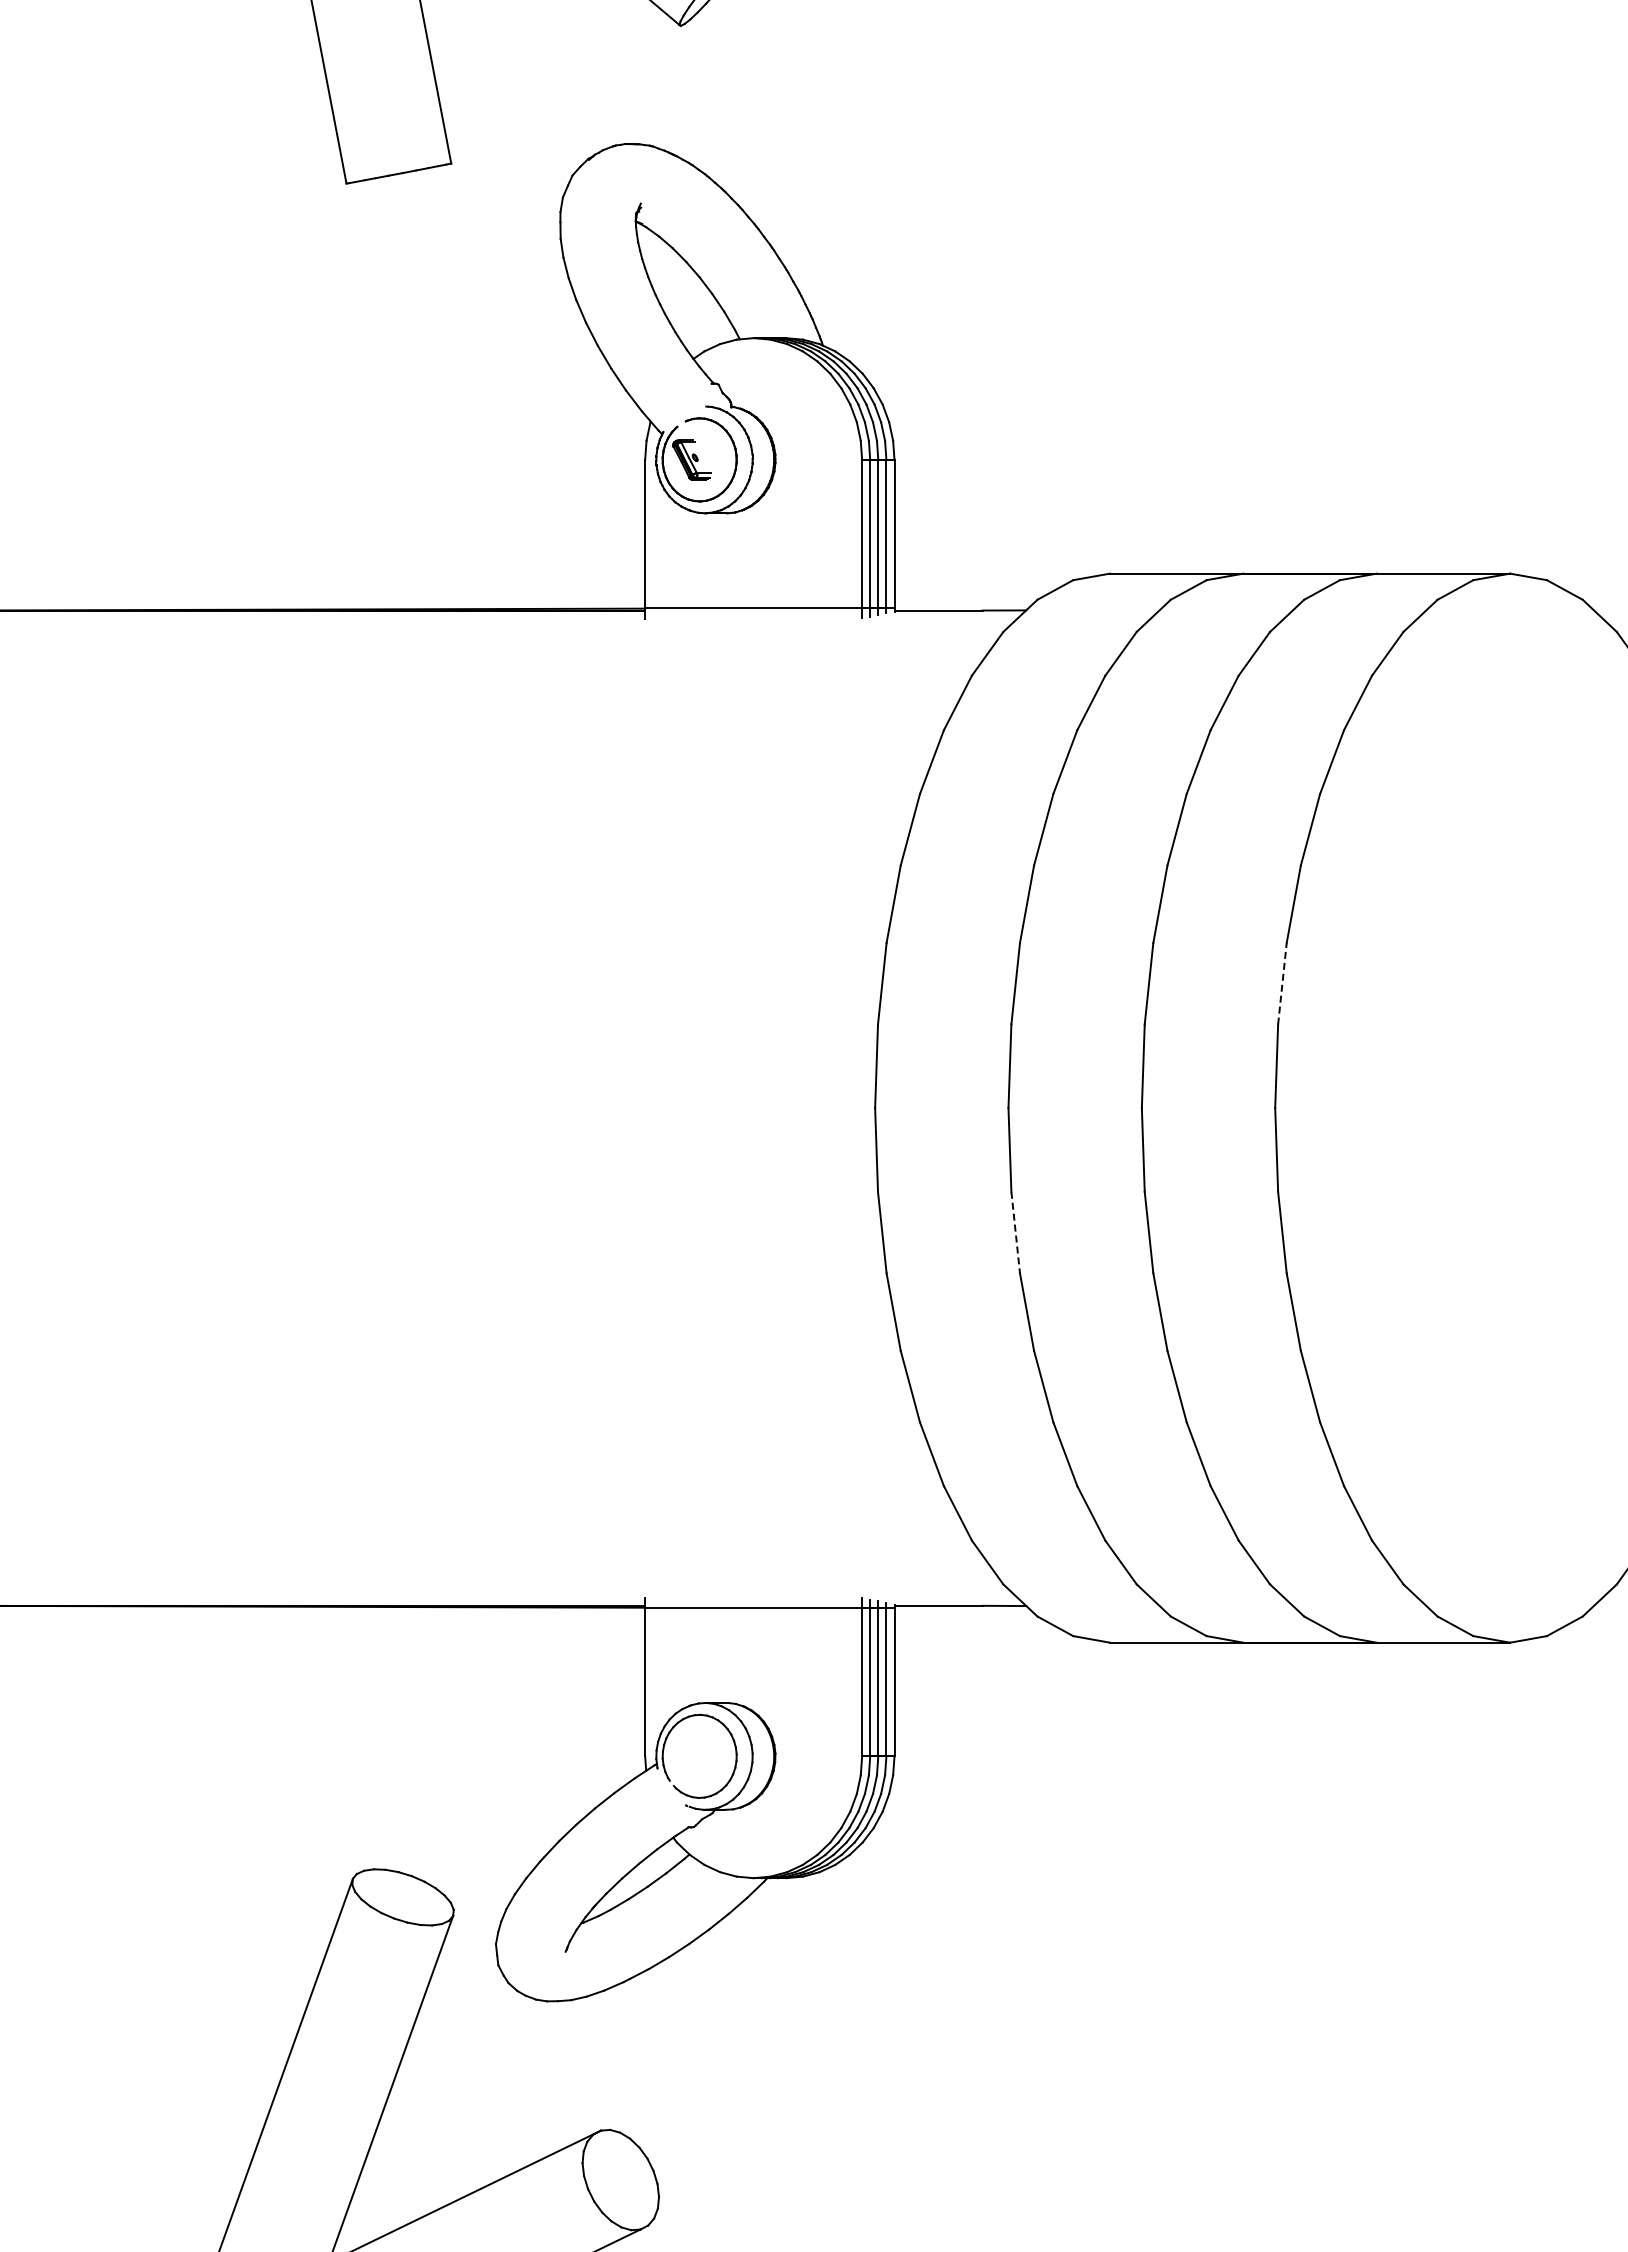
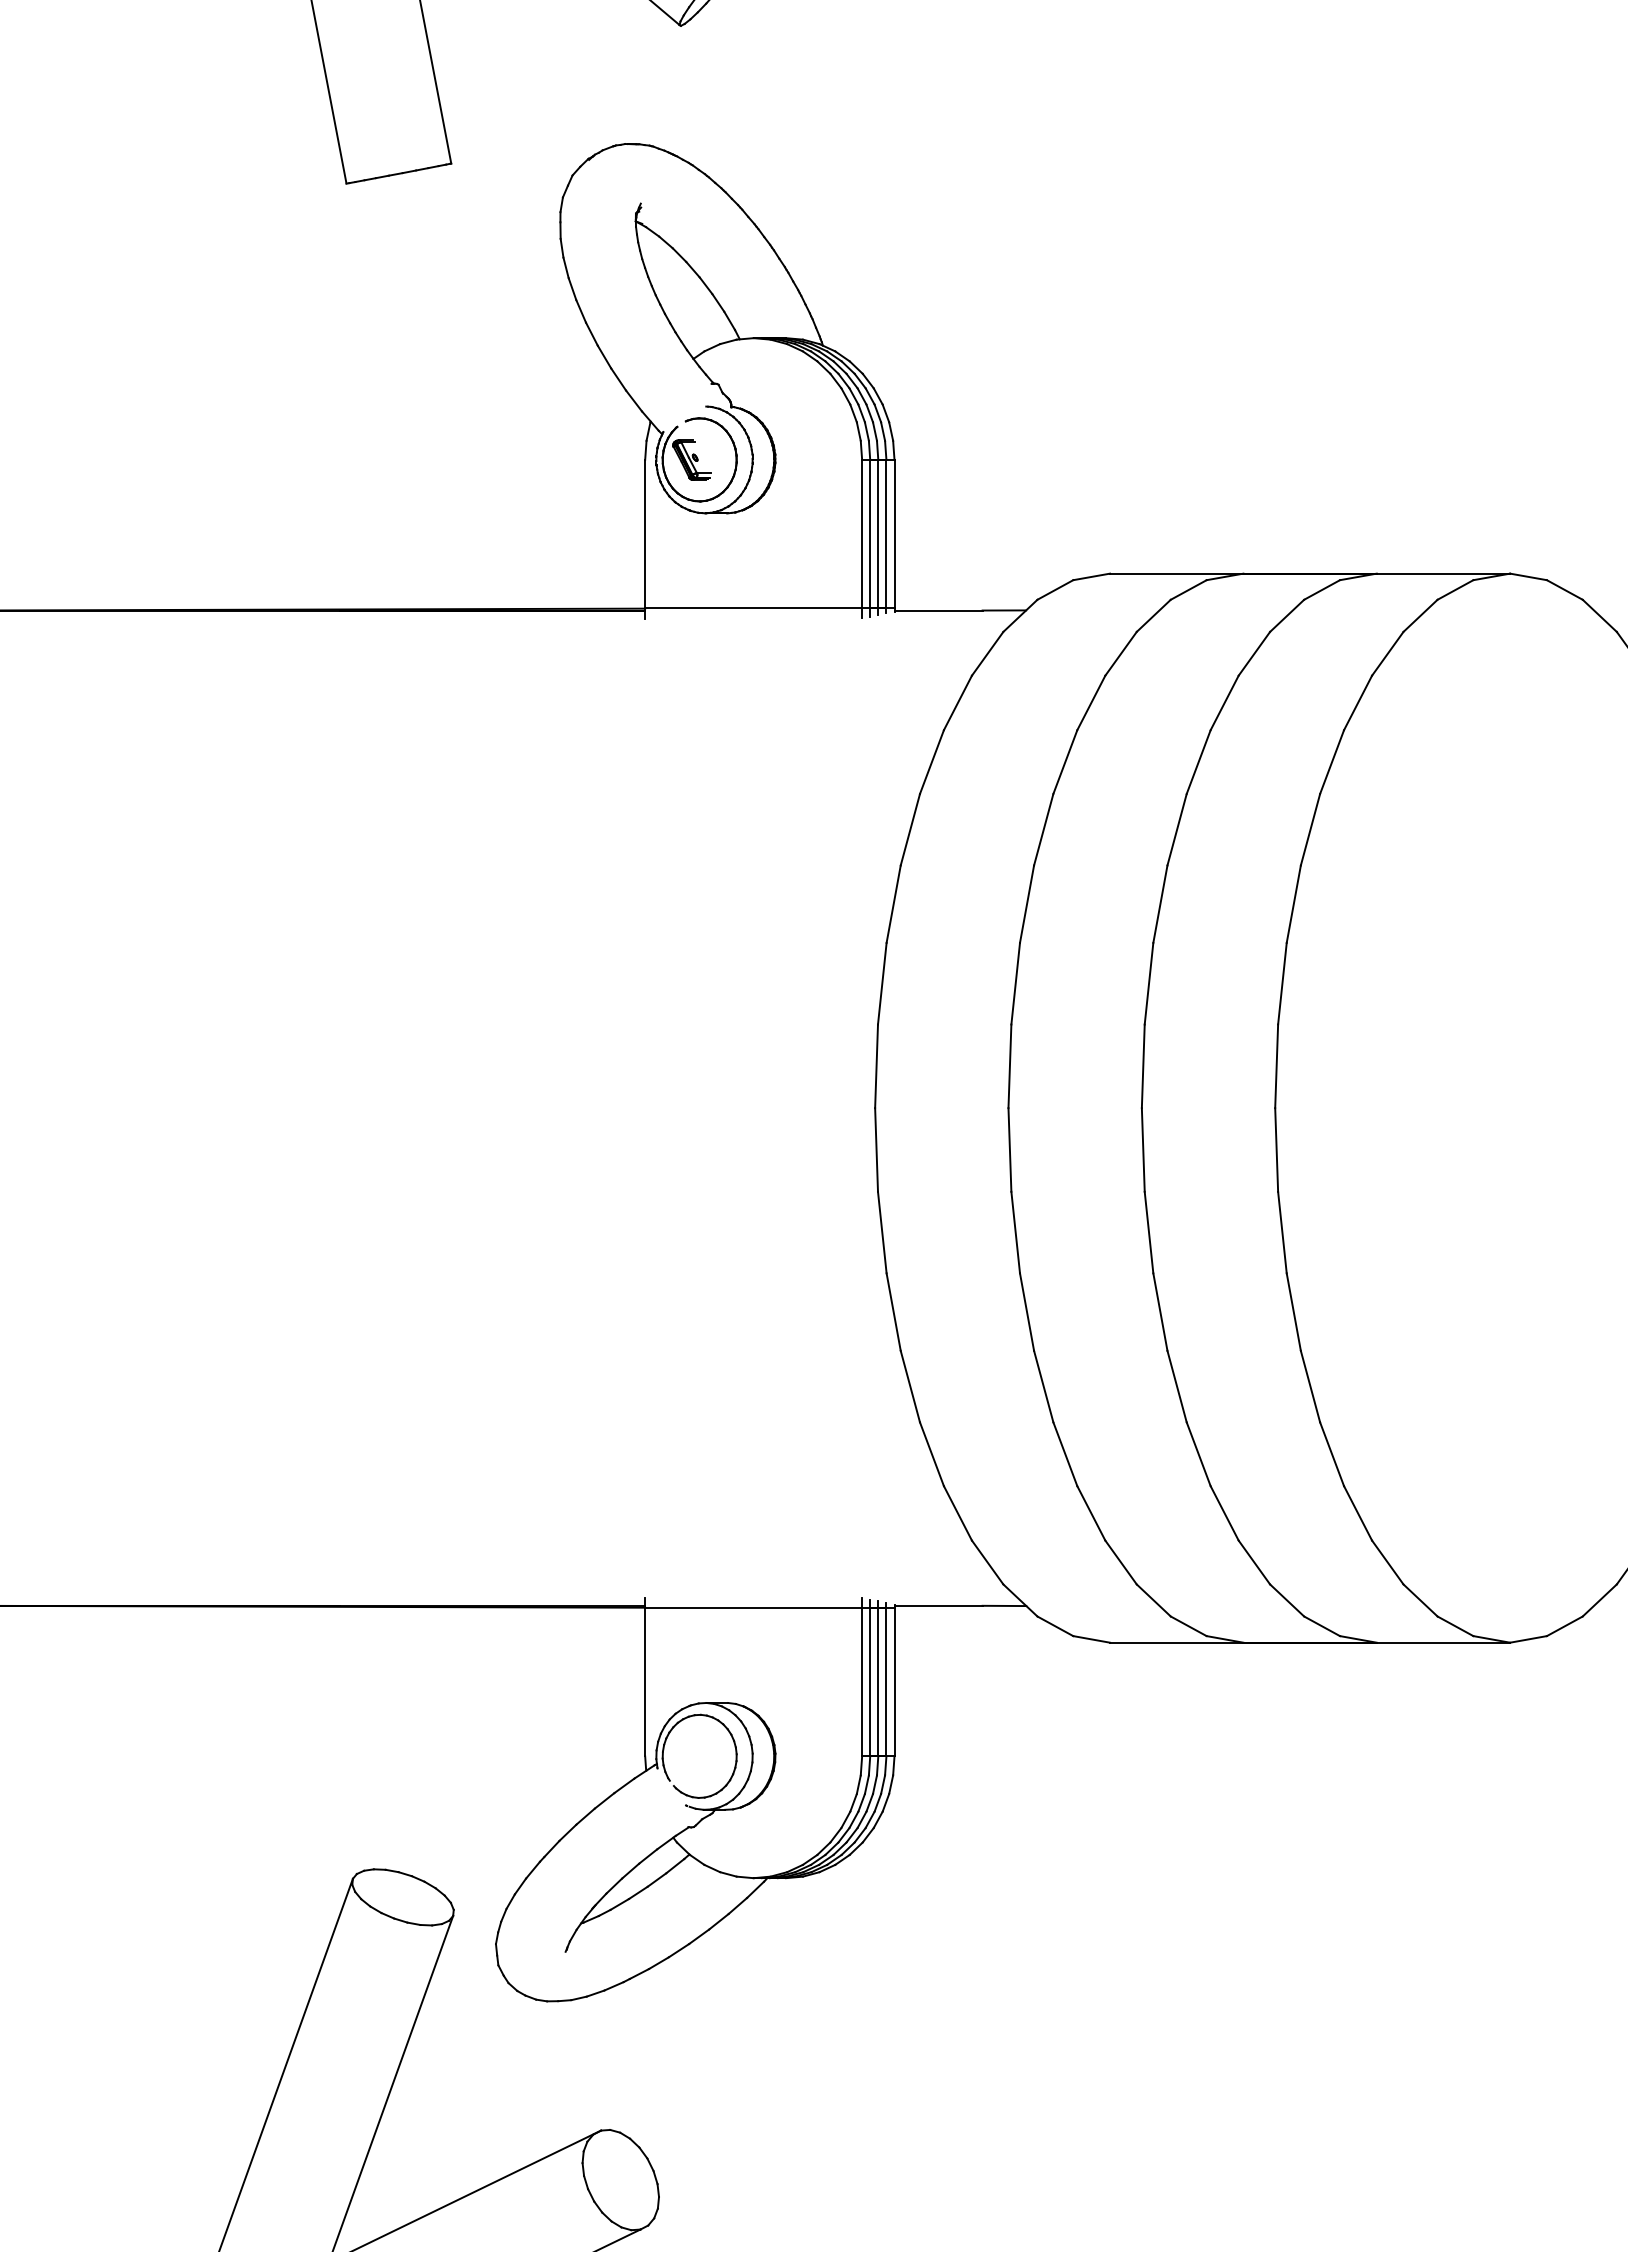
line: dashed -> solid (1282, 983)
line: dashed -> solid (1015, 1232)
